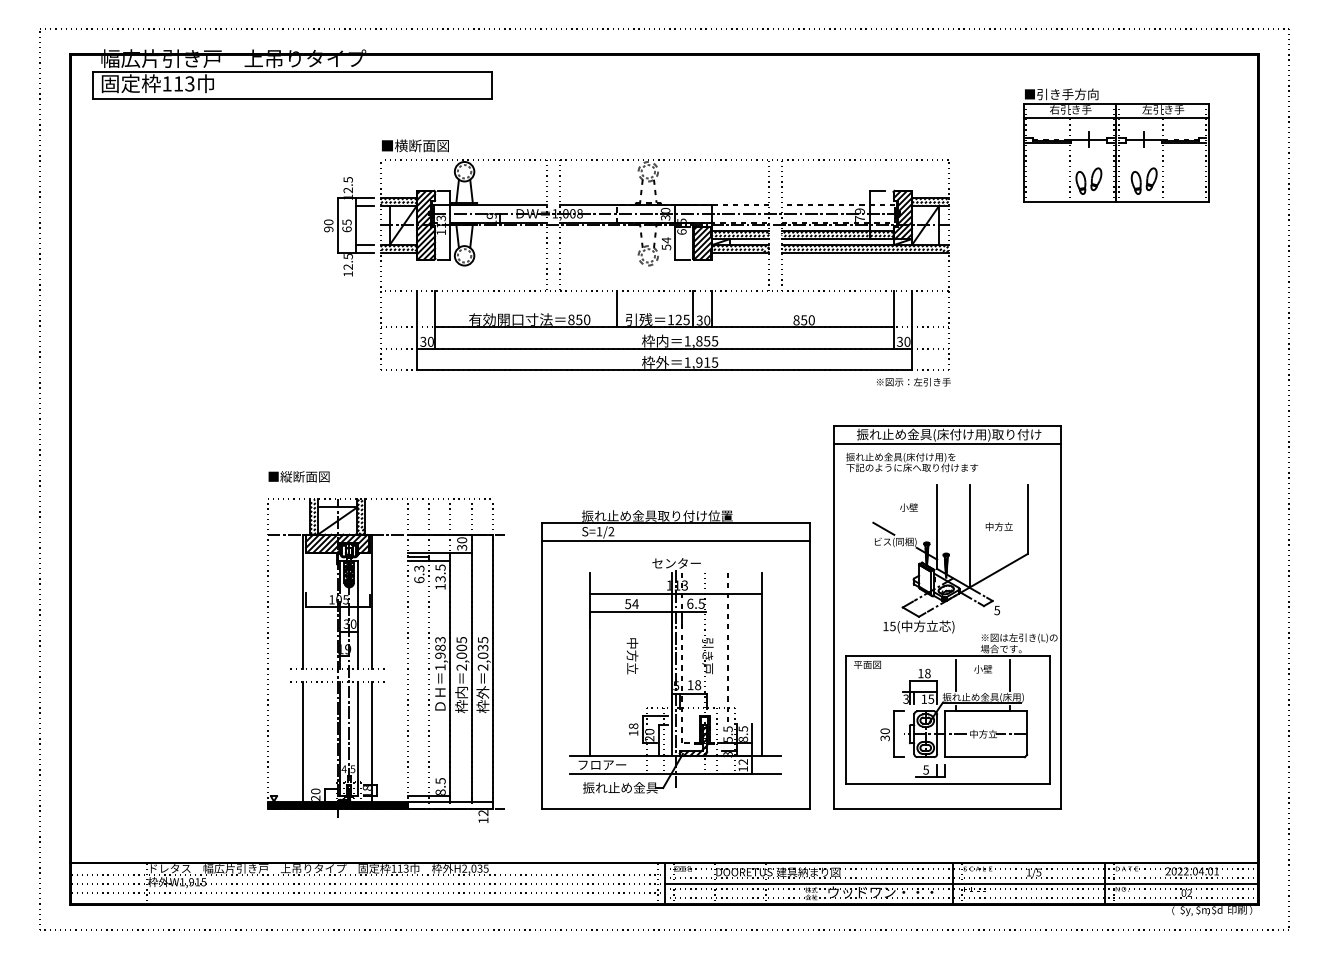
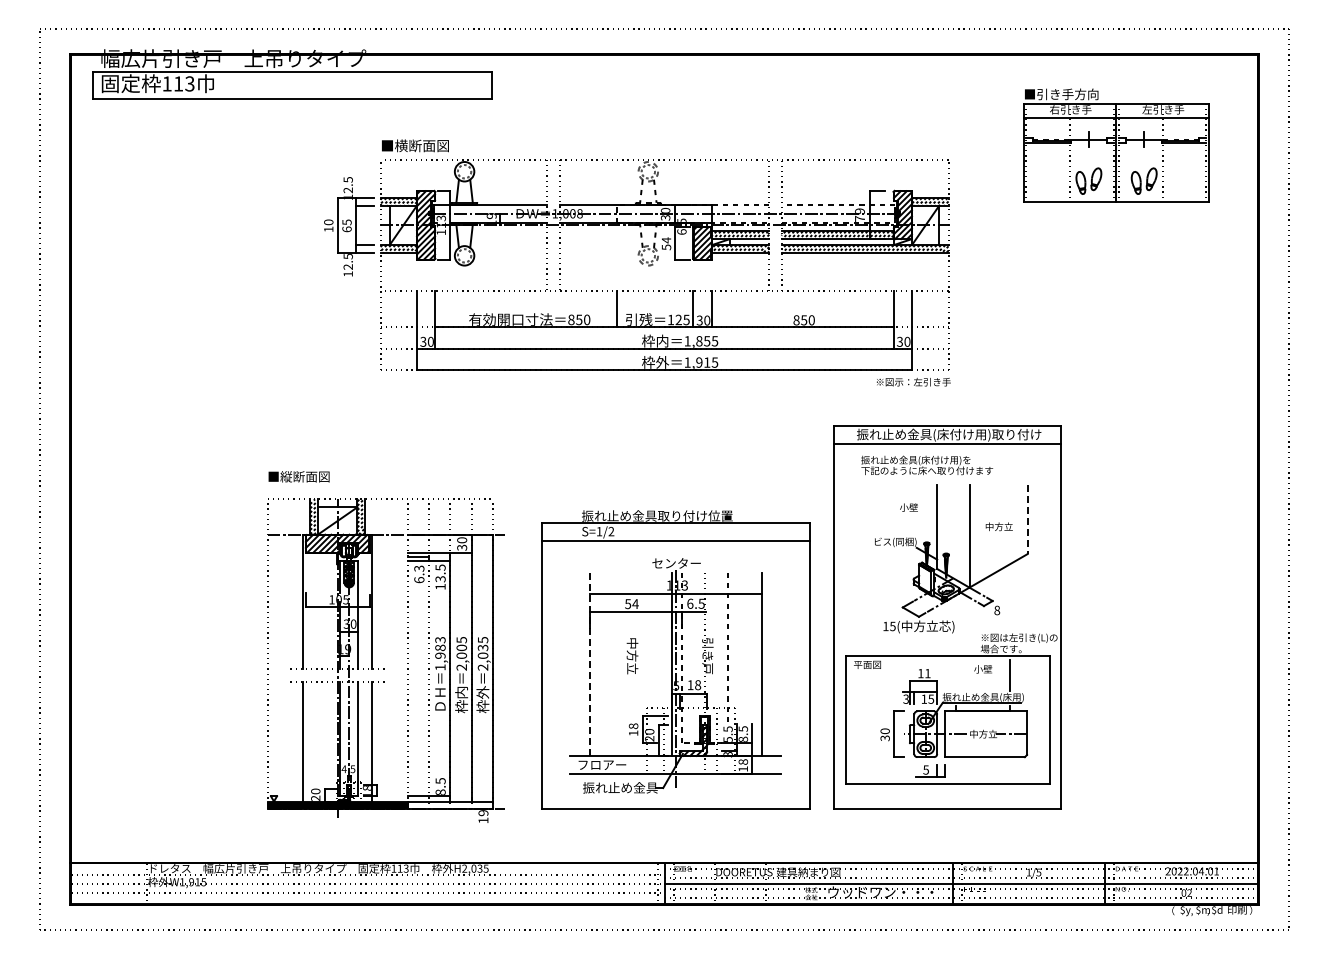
text: 90 -> 10 (328, 229)
text position: (912, 462) -> (927, 465) (927, 465)
line: solid -> dashed (1027, 519)
line: present -> none (883, 528)
text: 5 -> 8 (997, 609)
line: solid -> dashed (589, 664)
text: 18 -> 11 (927, 673)
line: present -> none (956, 675)
text: 12 -> 18 (743, 761)
text: 12 -> 19 (483, 813)
